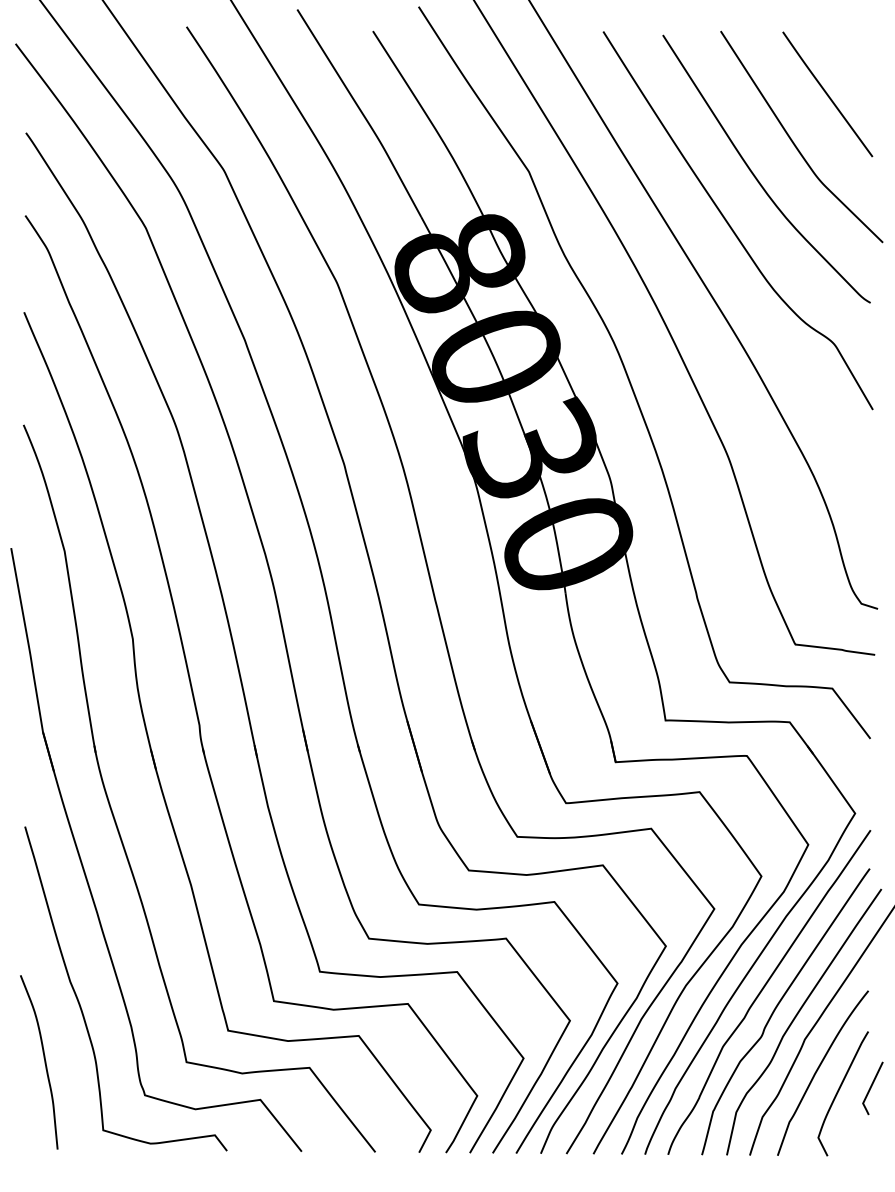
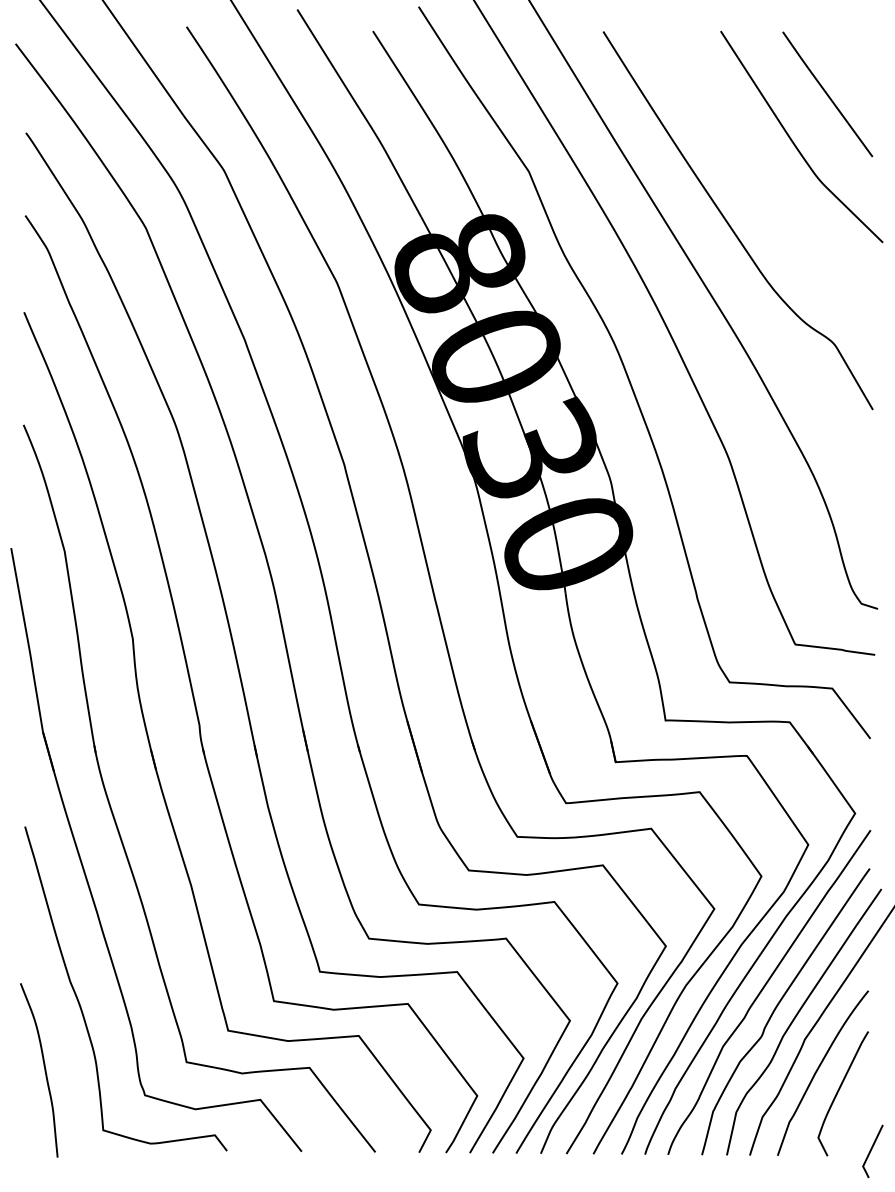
curve: present -> none (755, 175)
curve position: (44, 1062) -> (44, 1070) (44, 1070)
curve position: (871, 1088) -> (871, 1151) (871, 1151)
